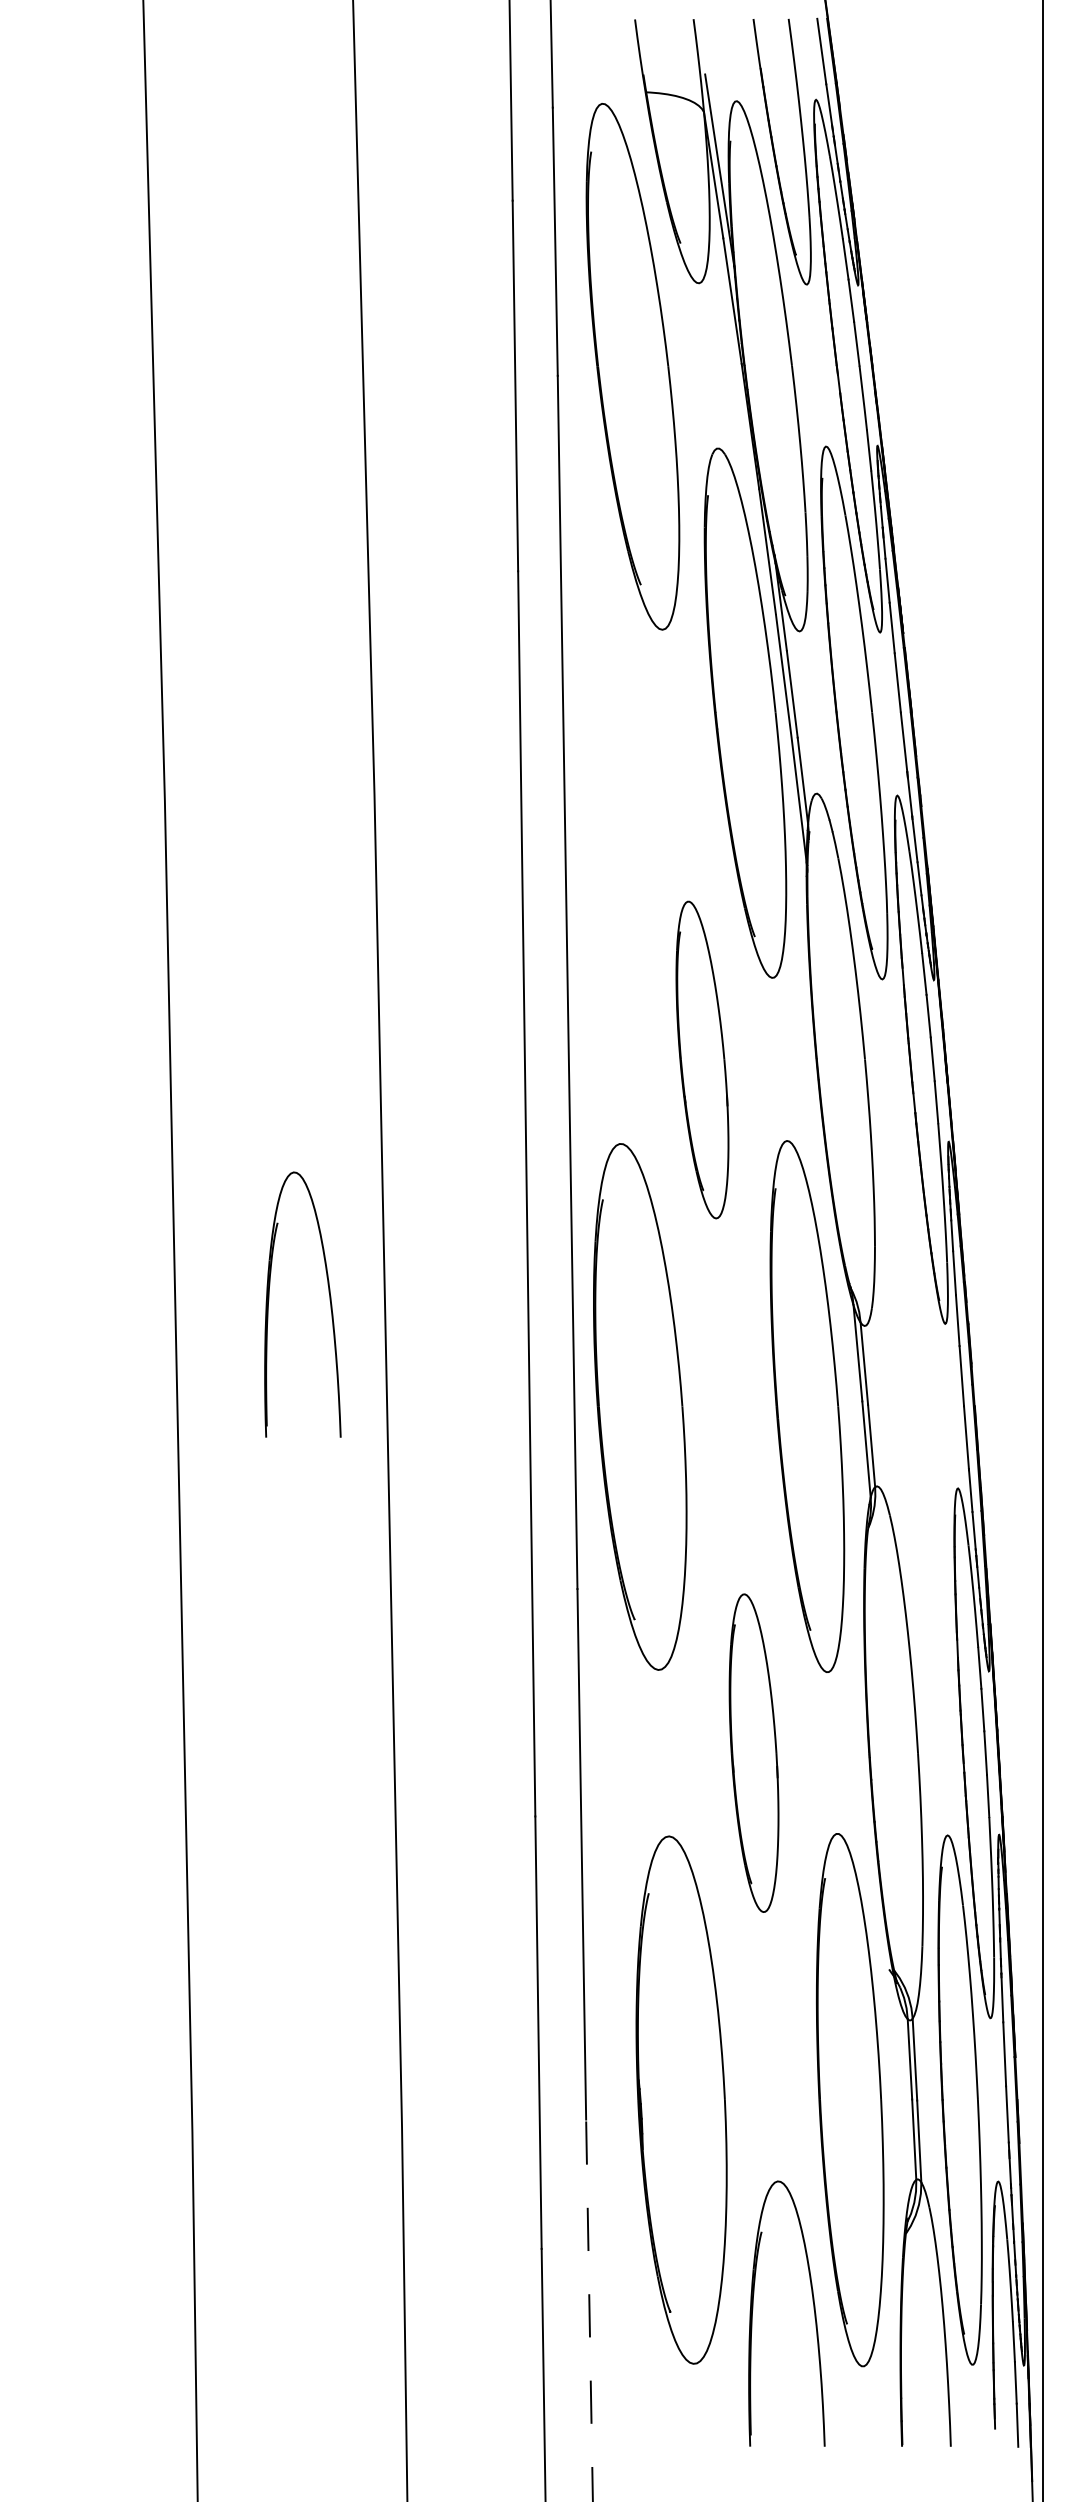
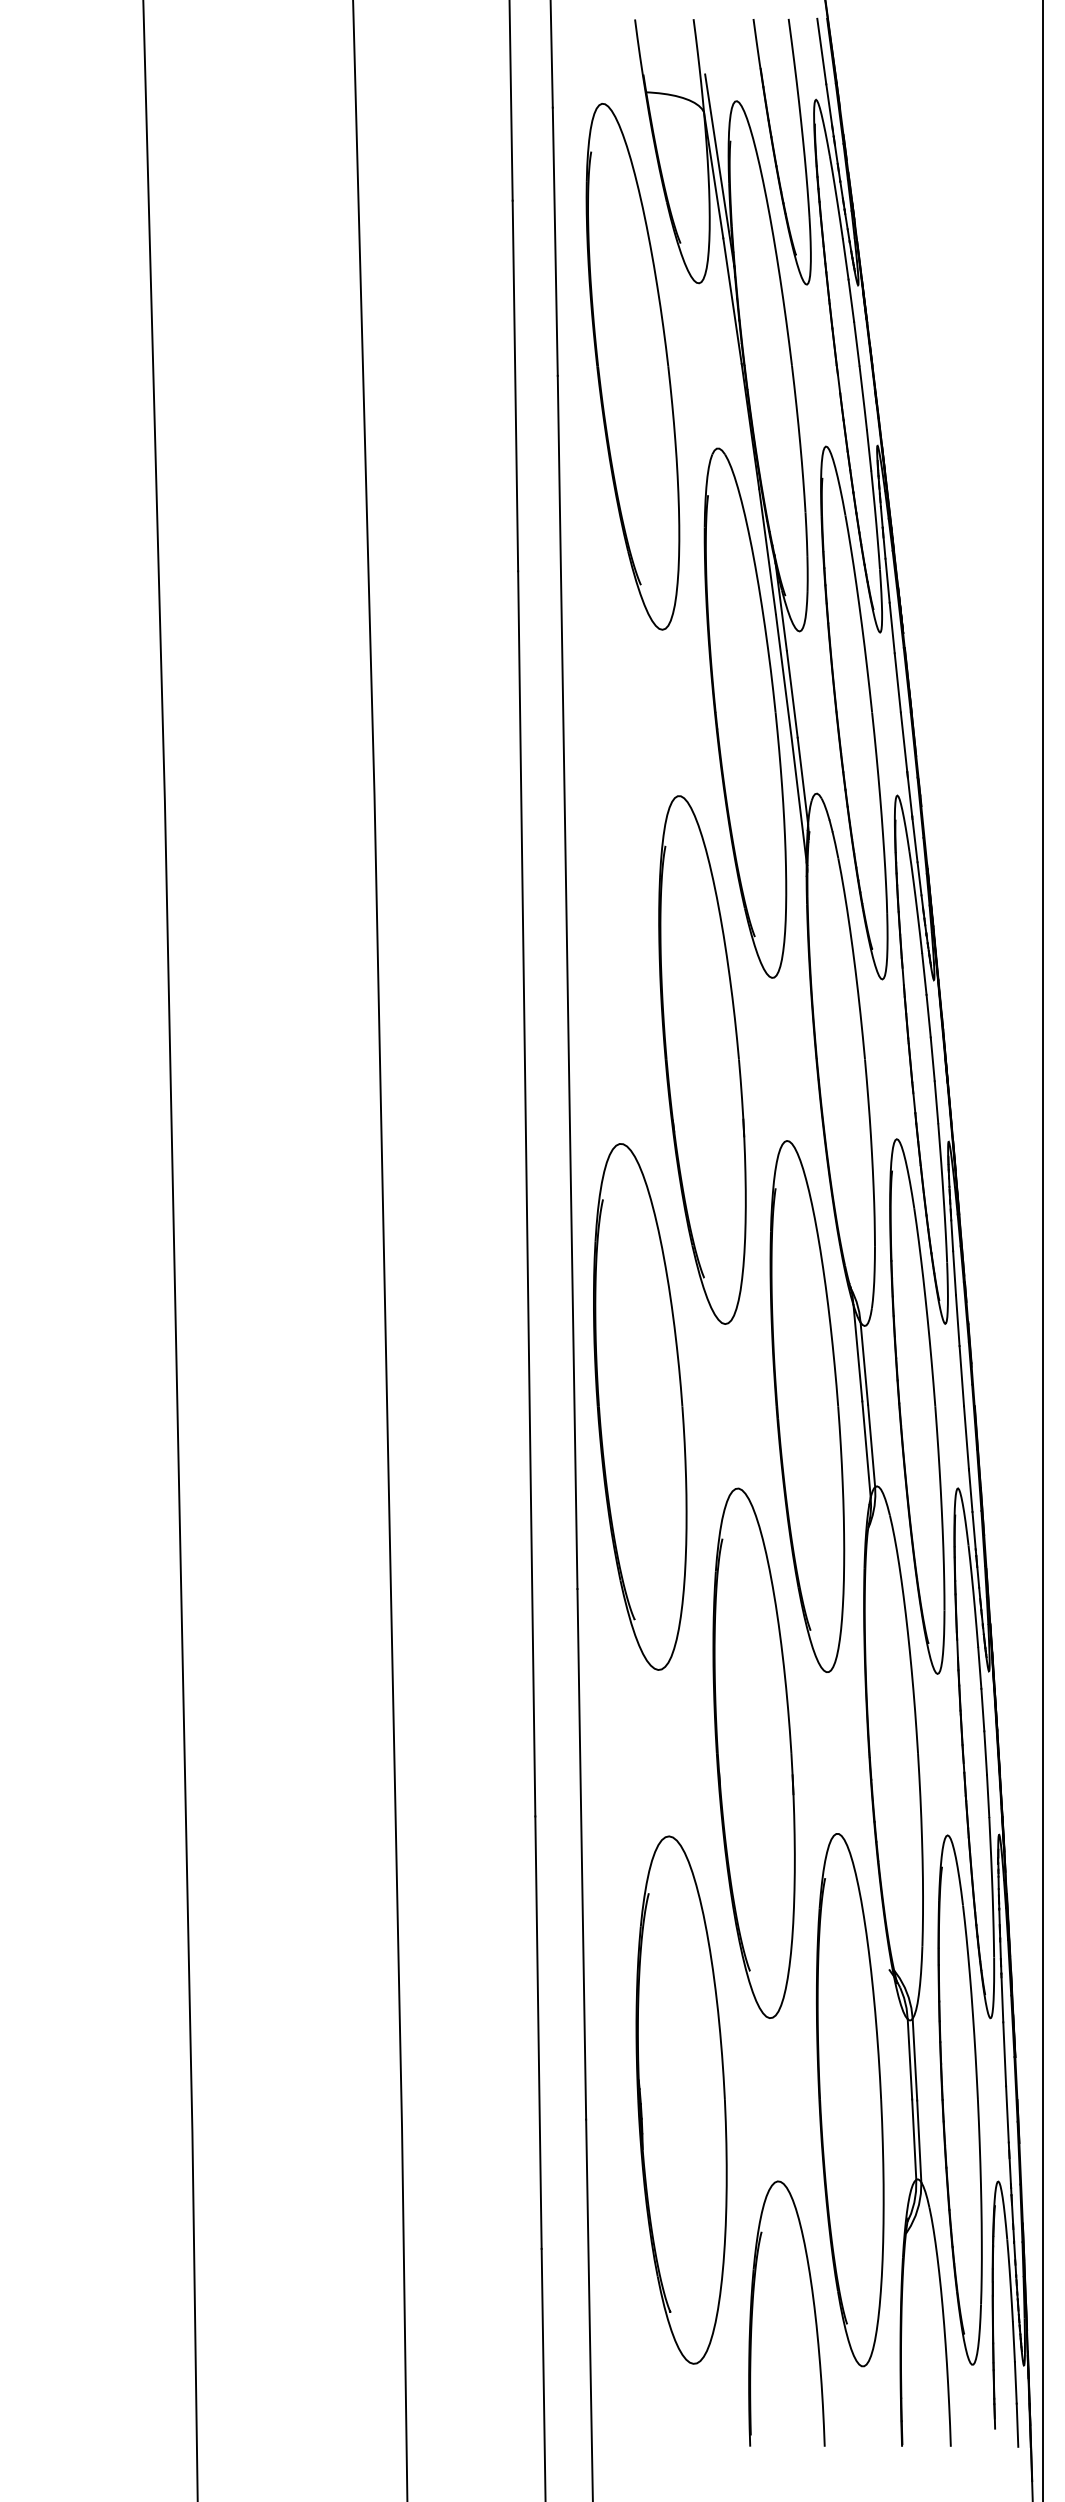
part size: 55x320 px -> 89x530 px (702, 1059)
part: present -> none (329, 1300)
part: none -> present (917, 1406)
part size: 52x320 px -> 84x532 px (753, 1752)
line: dashed -> solid (589, 2310)
